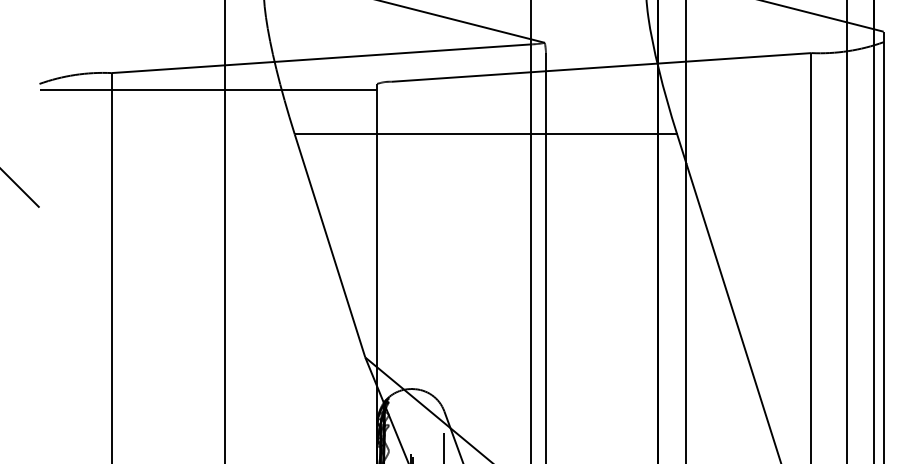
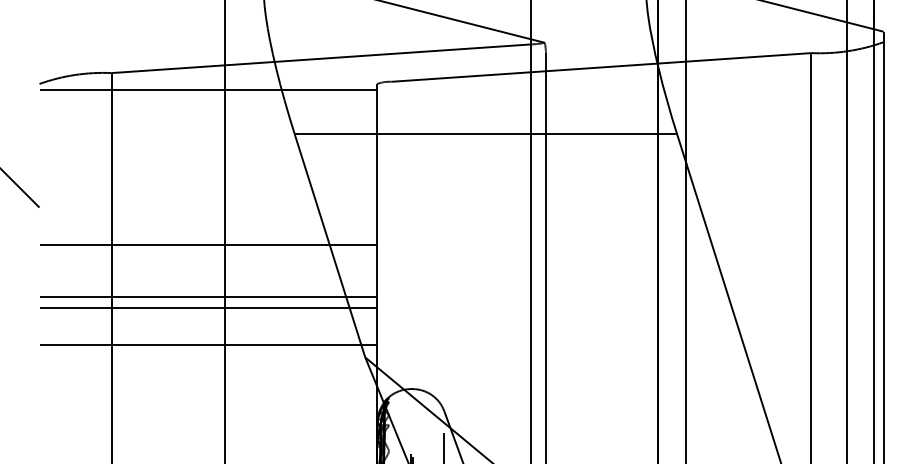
line: none -> present (208, 245)
line: none -> present (208, 297)
line: none -> present (208, 308)
line: none -> present (208, 345)
